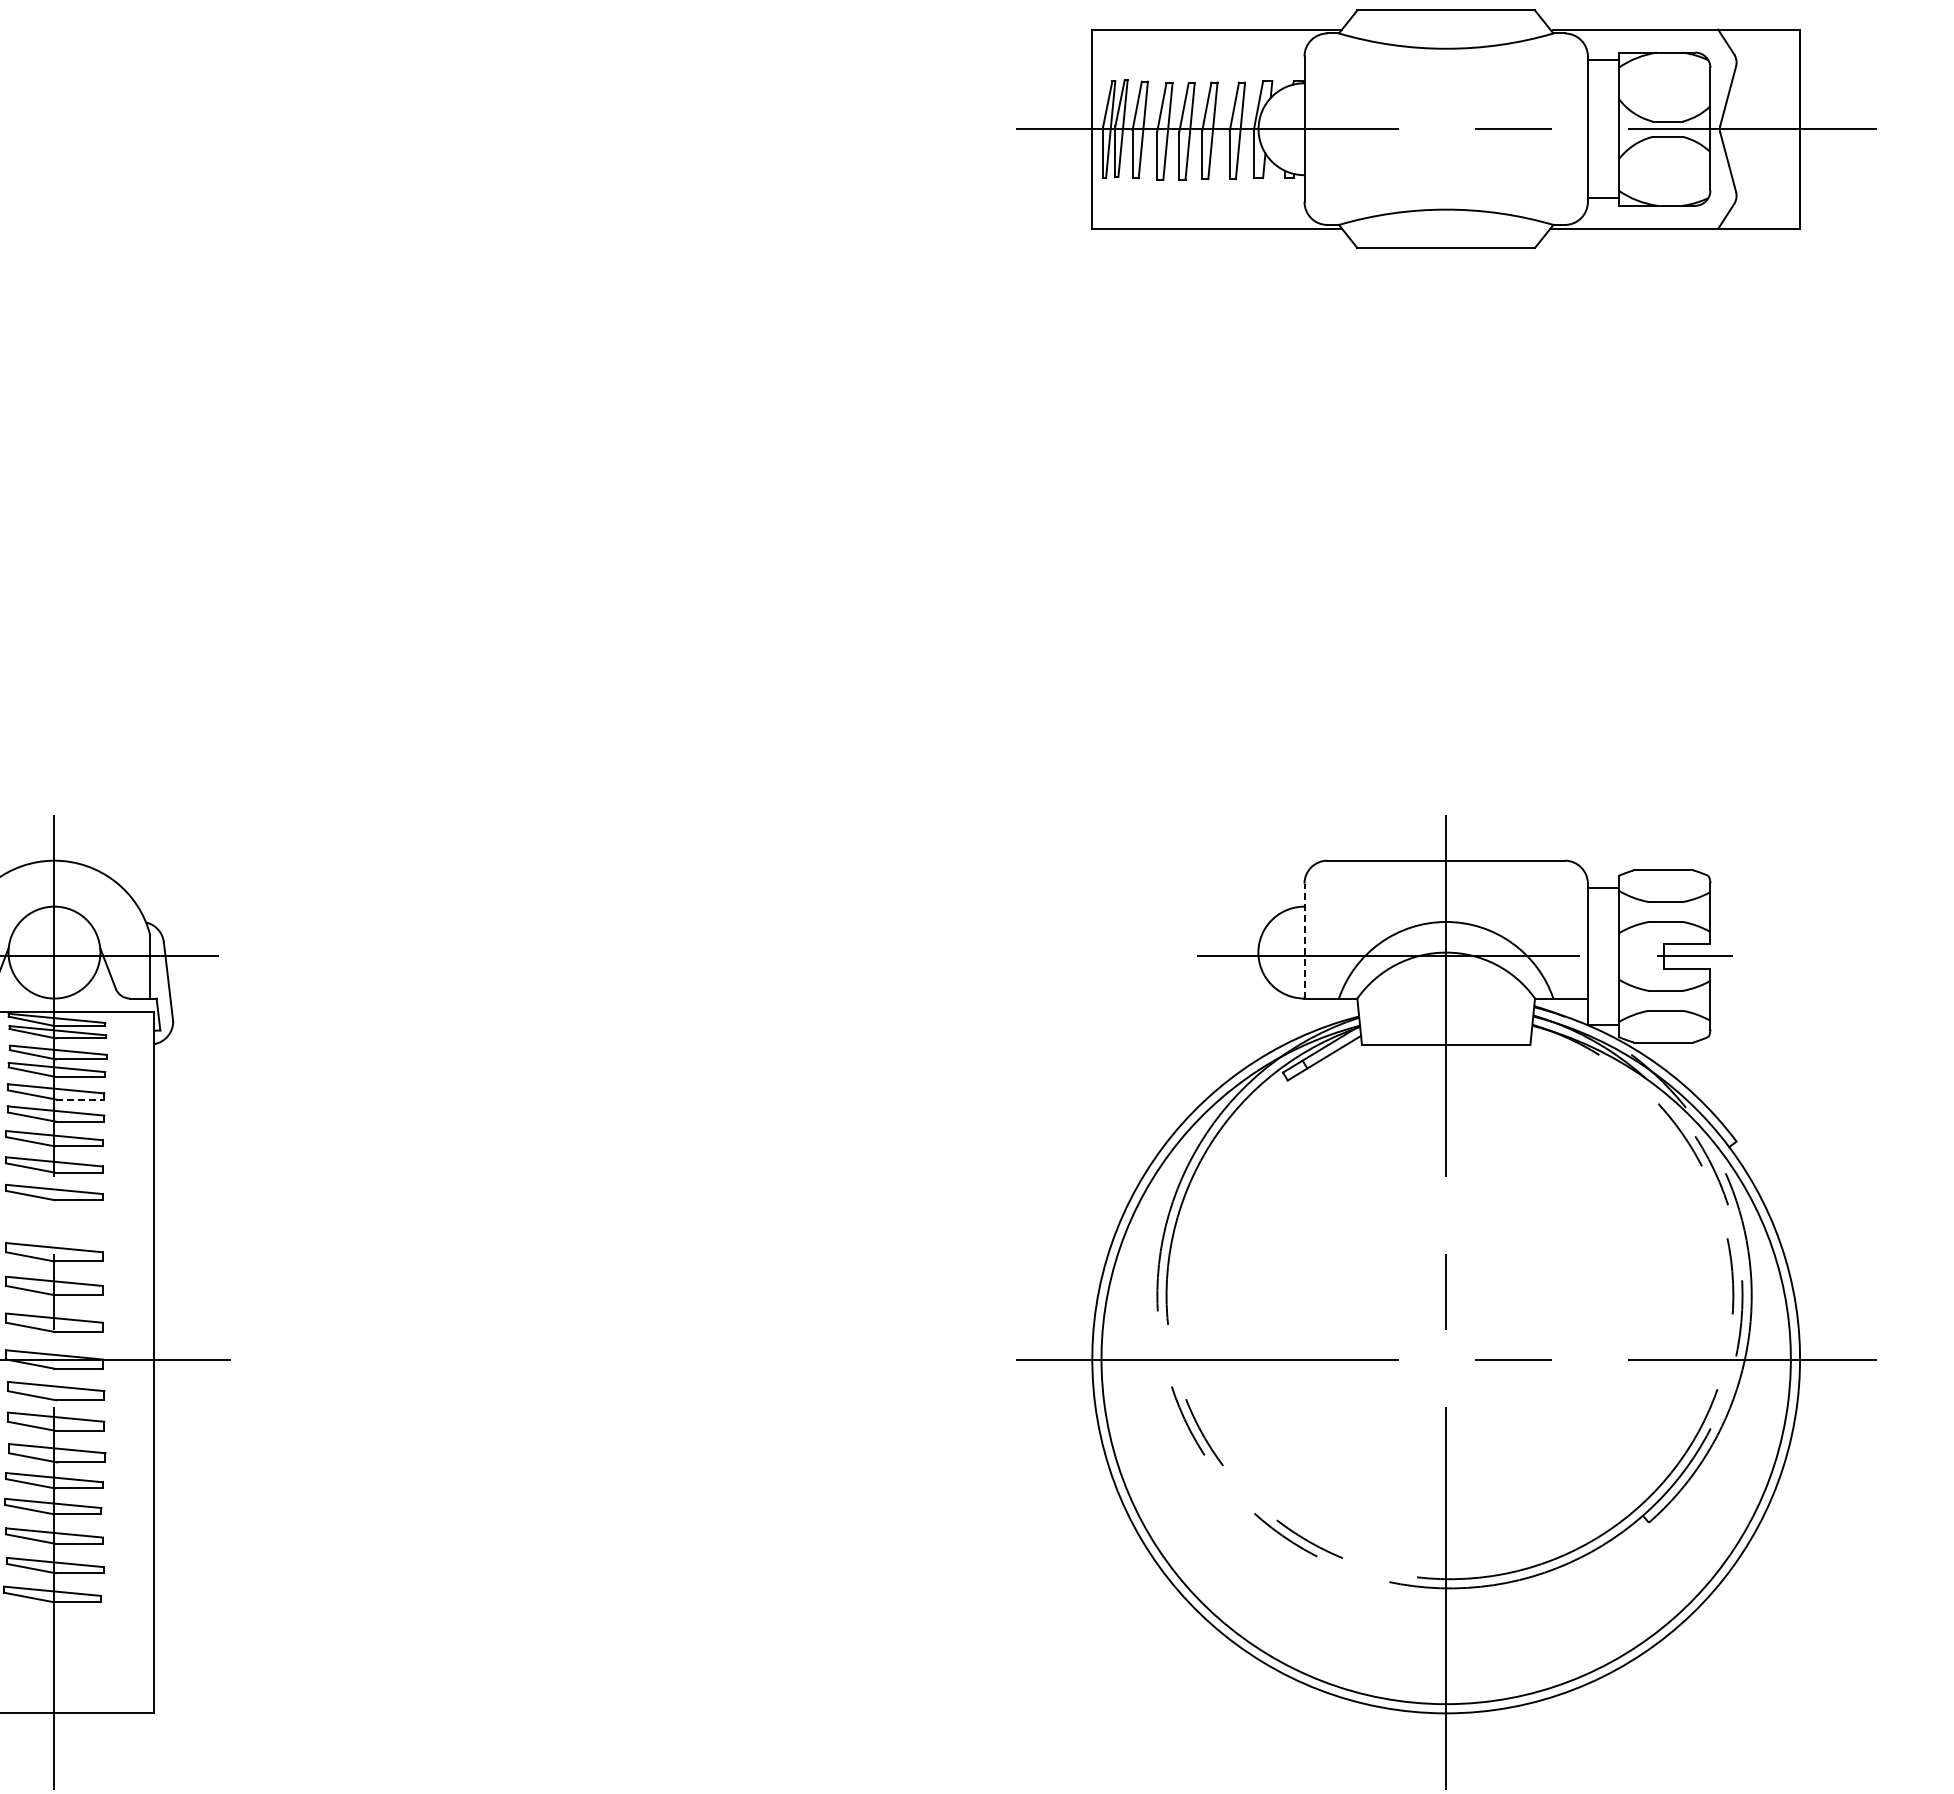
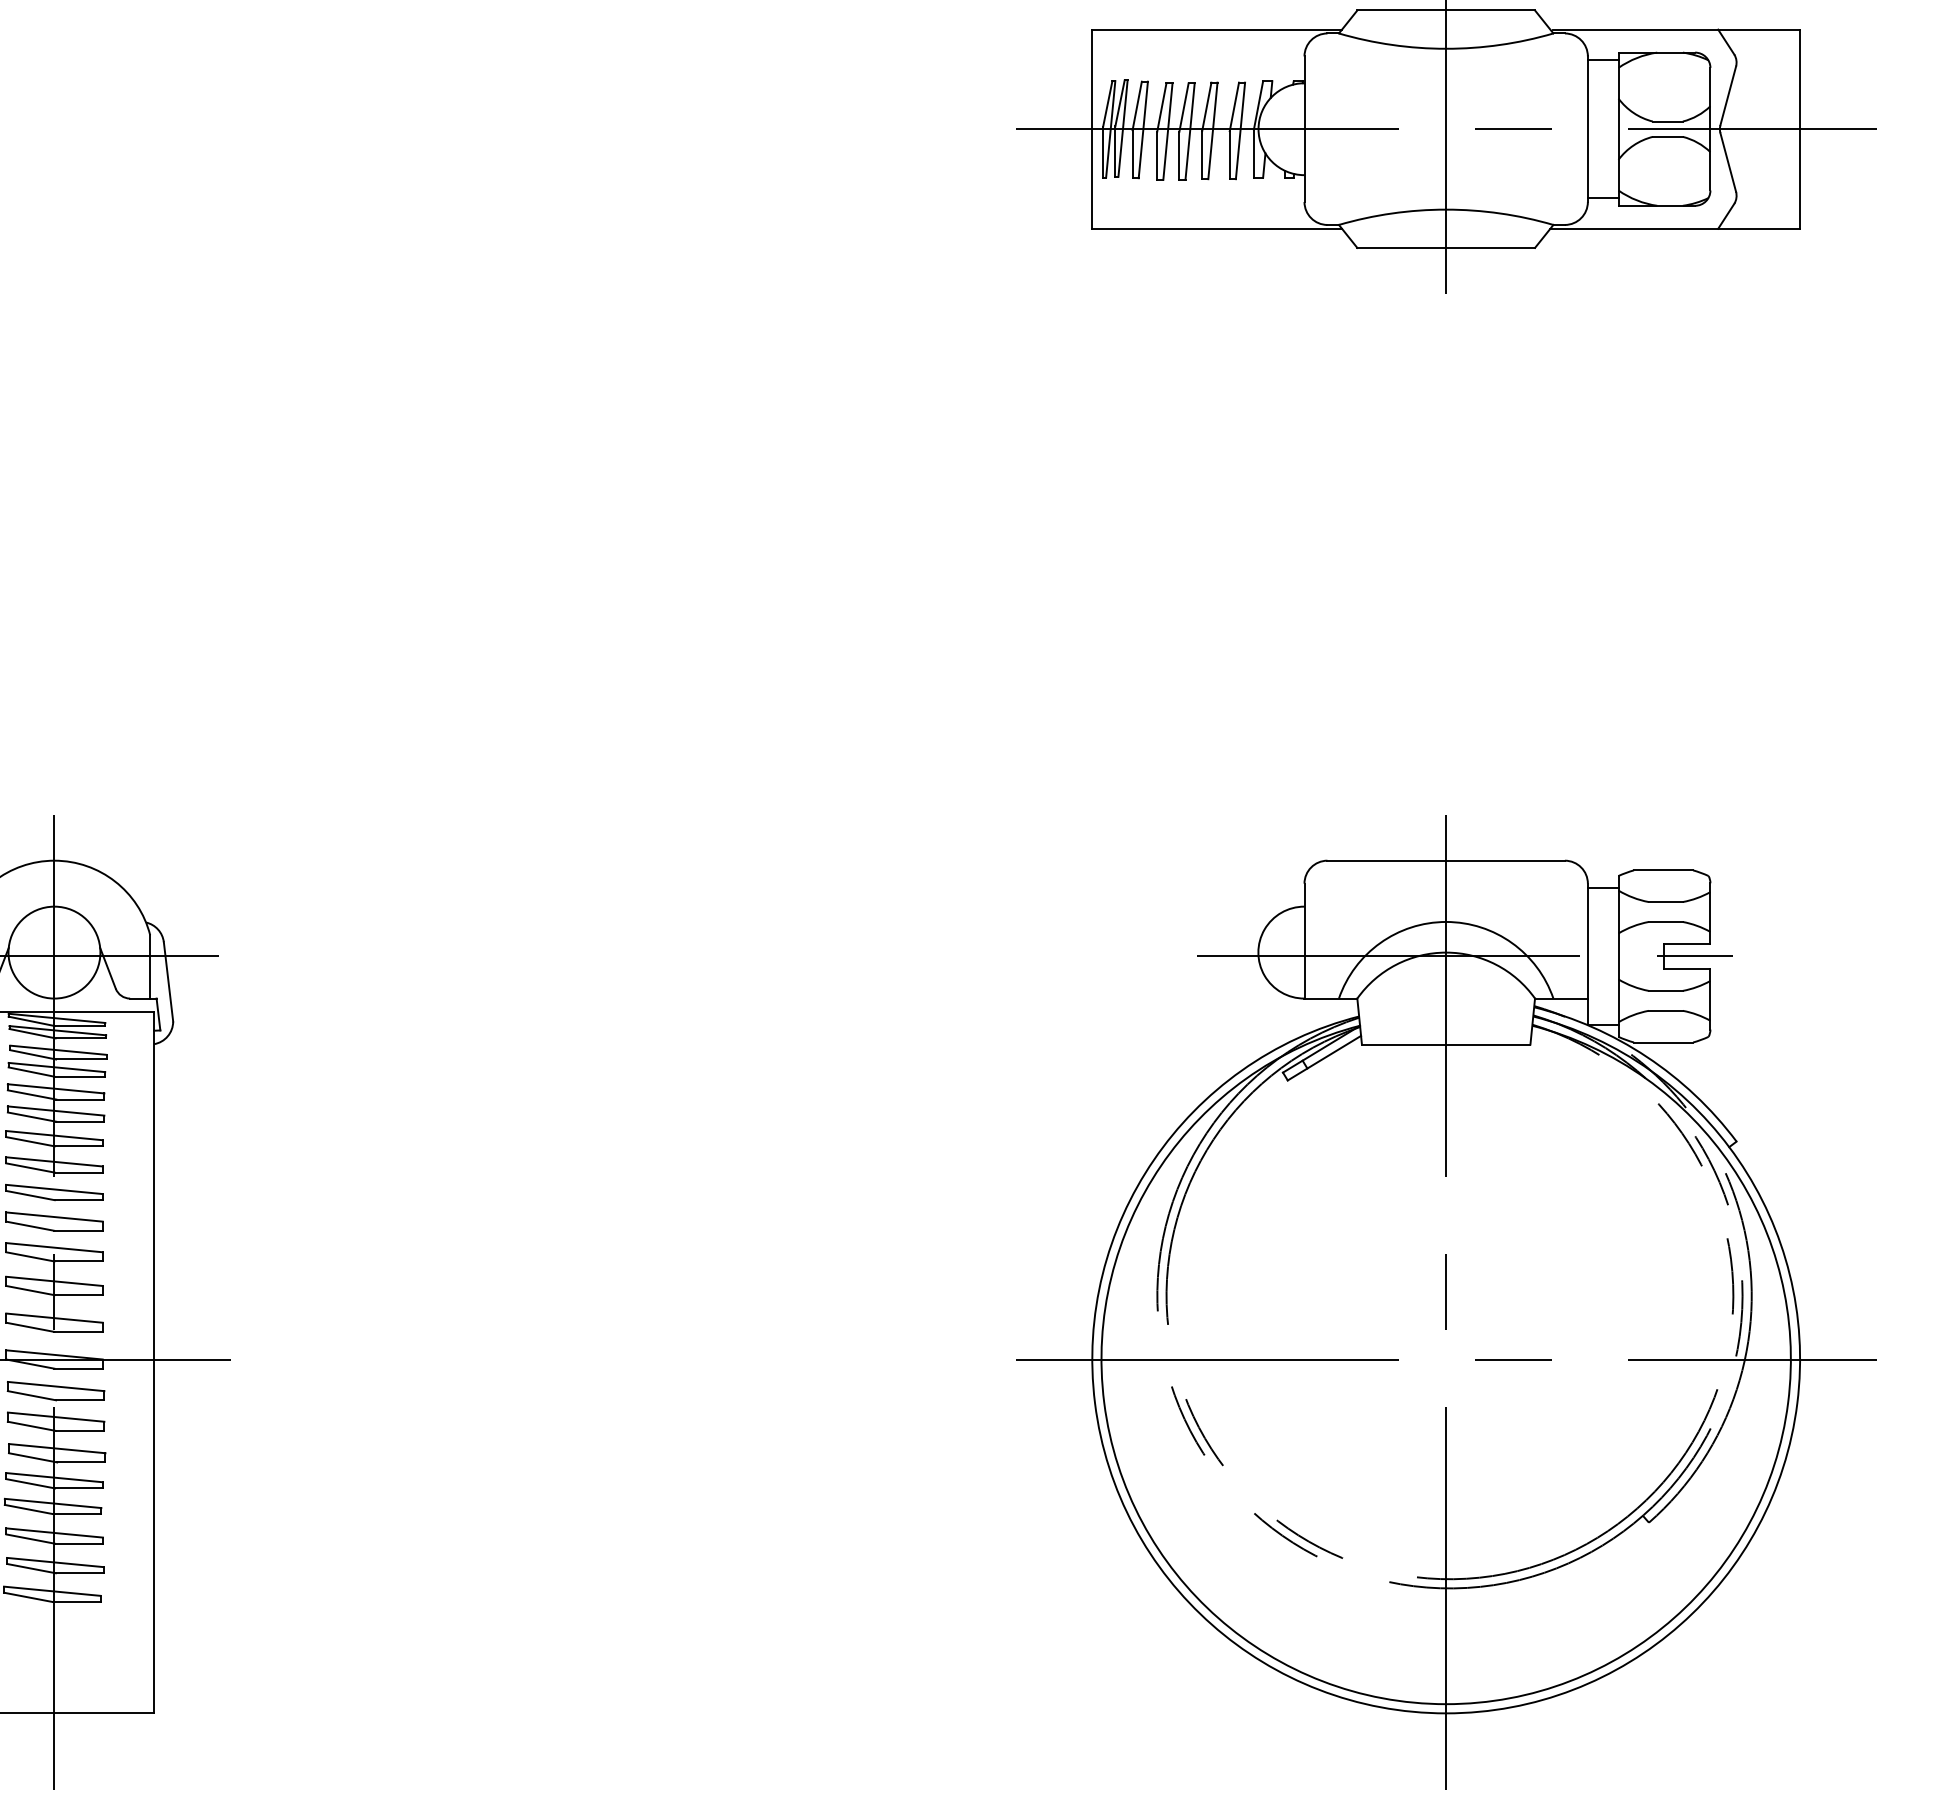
line: none -> present (1446, 147)
line: dashed -> solid (1304, 940)
line: dashed -> solid (80, 1099)
part: none -> present (54, 1221)
